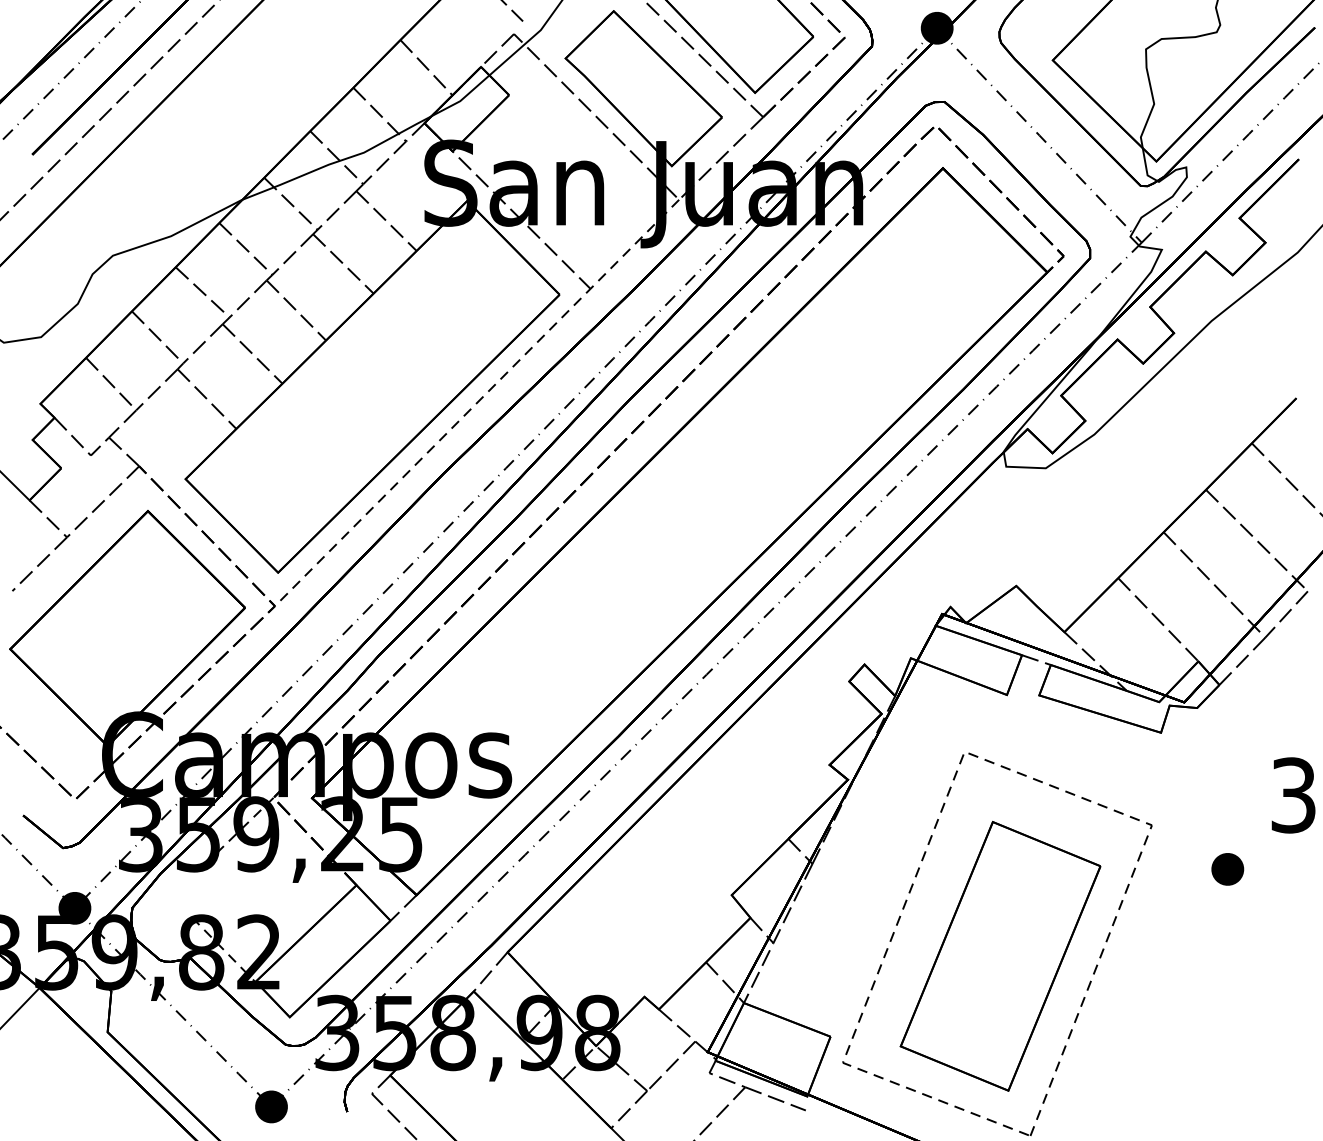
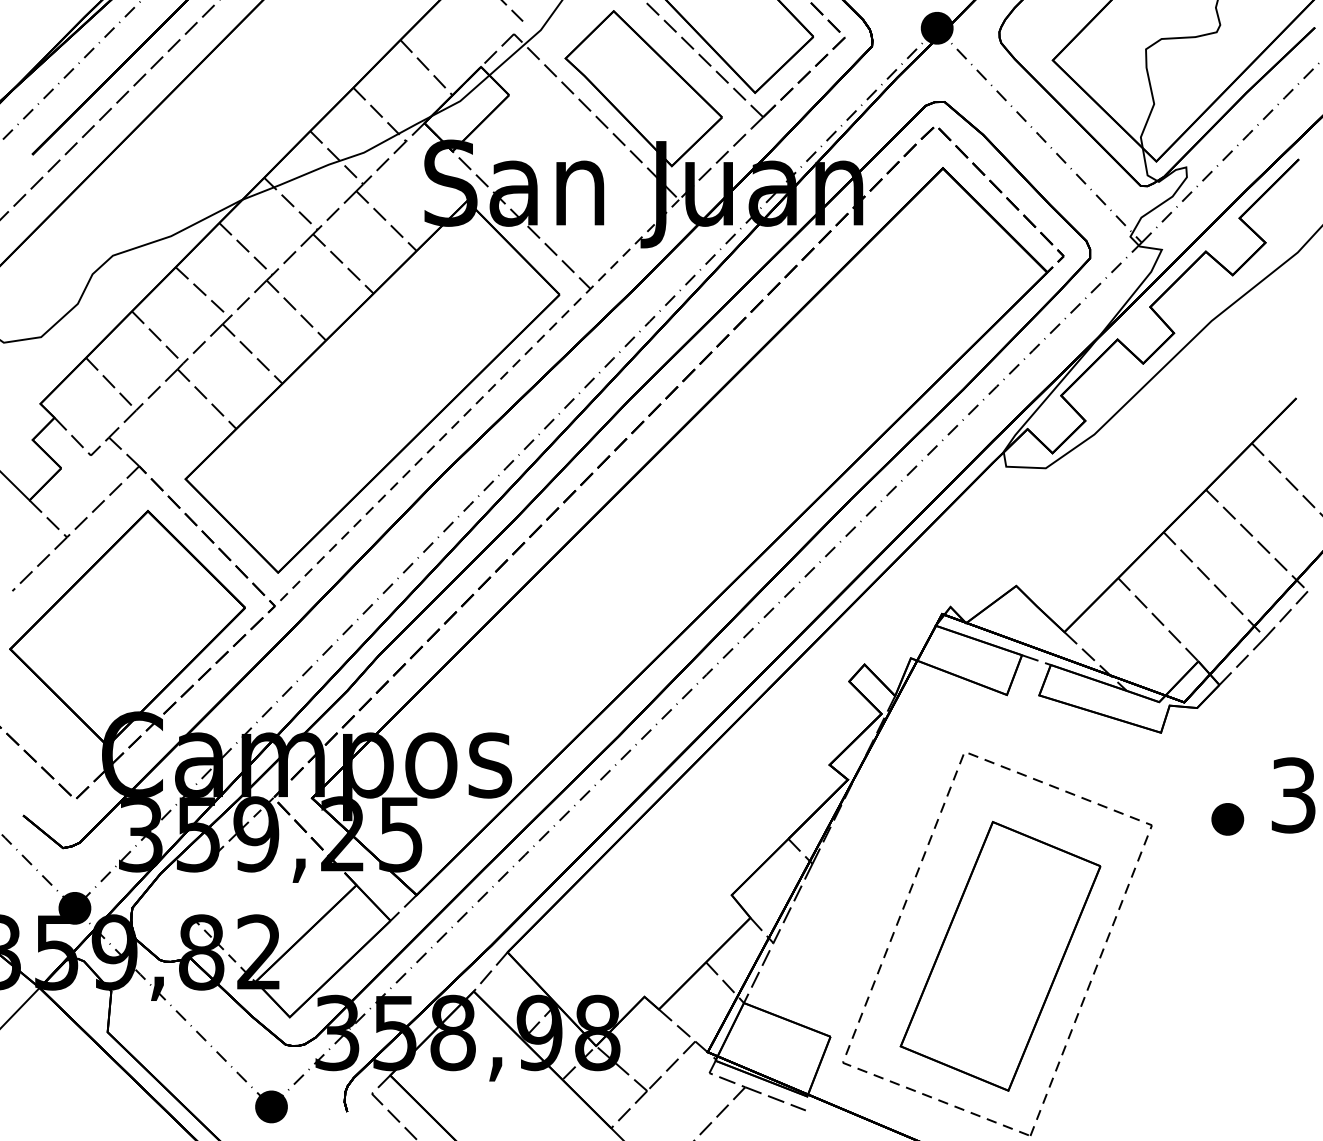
part position: (1227, 869) -> (1227, 819) (1227, 819)
